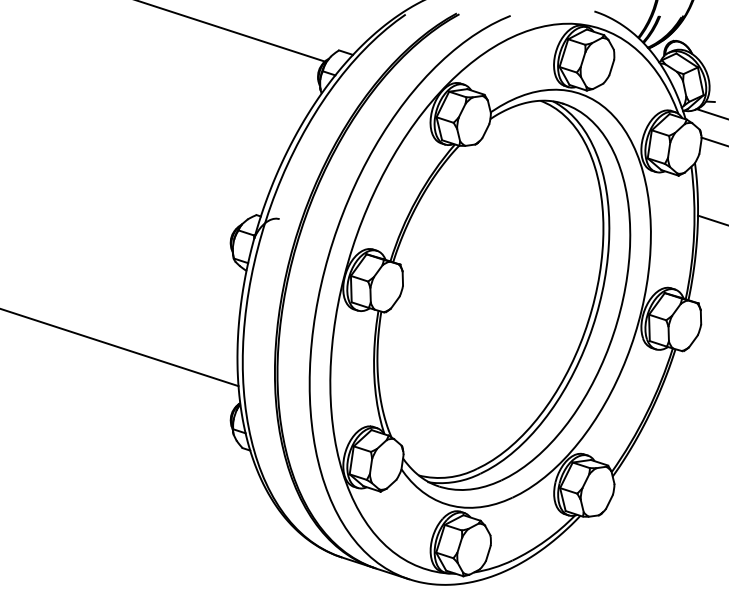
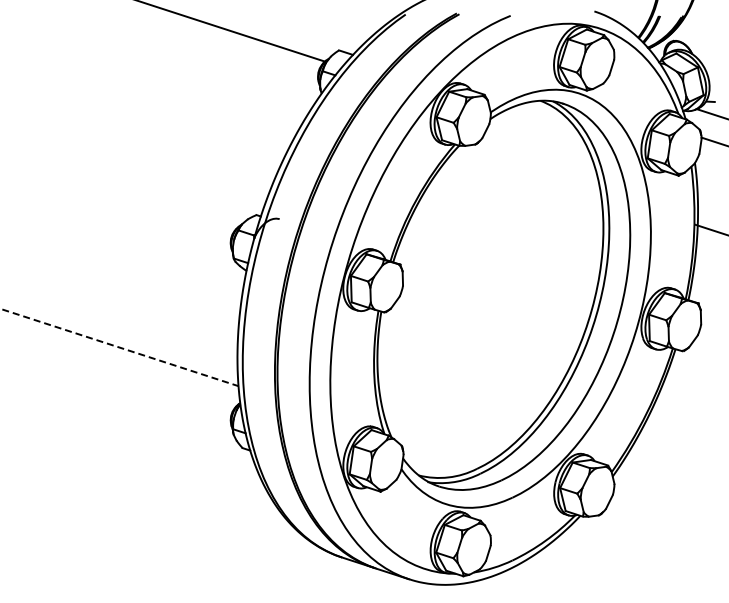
line position: (711, 219) -> (709, 229) (709, 229)
line: solid -> dashed (119, 347)
